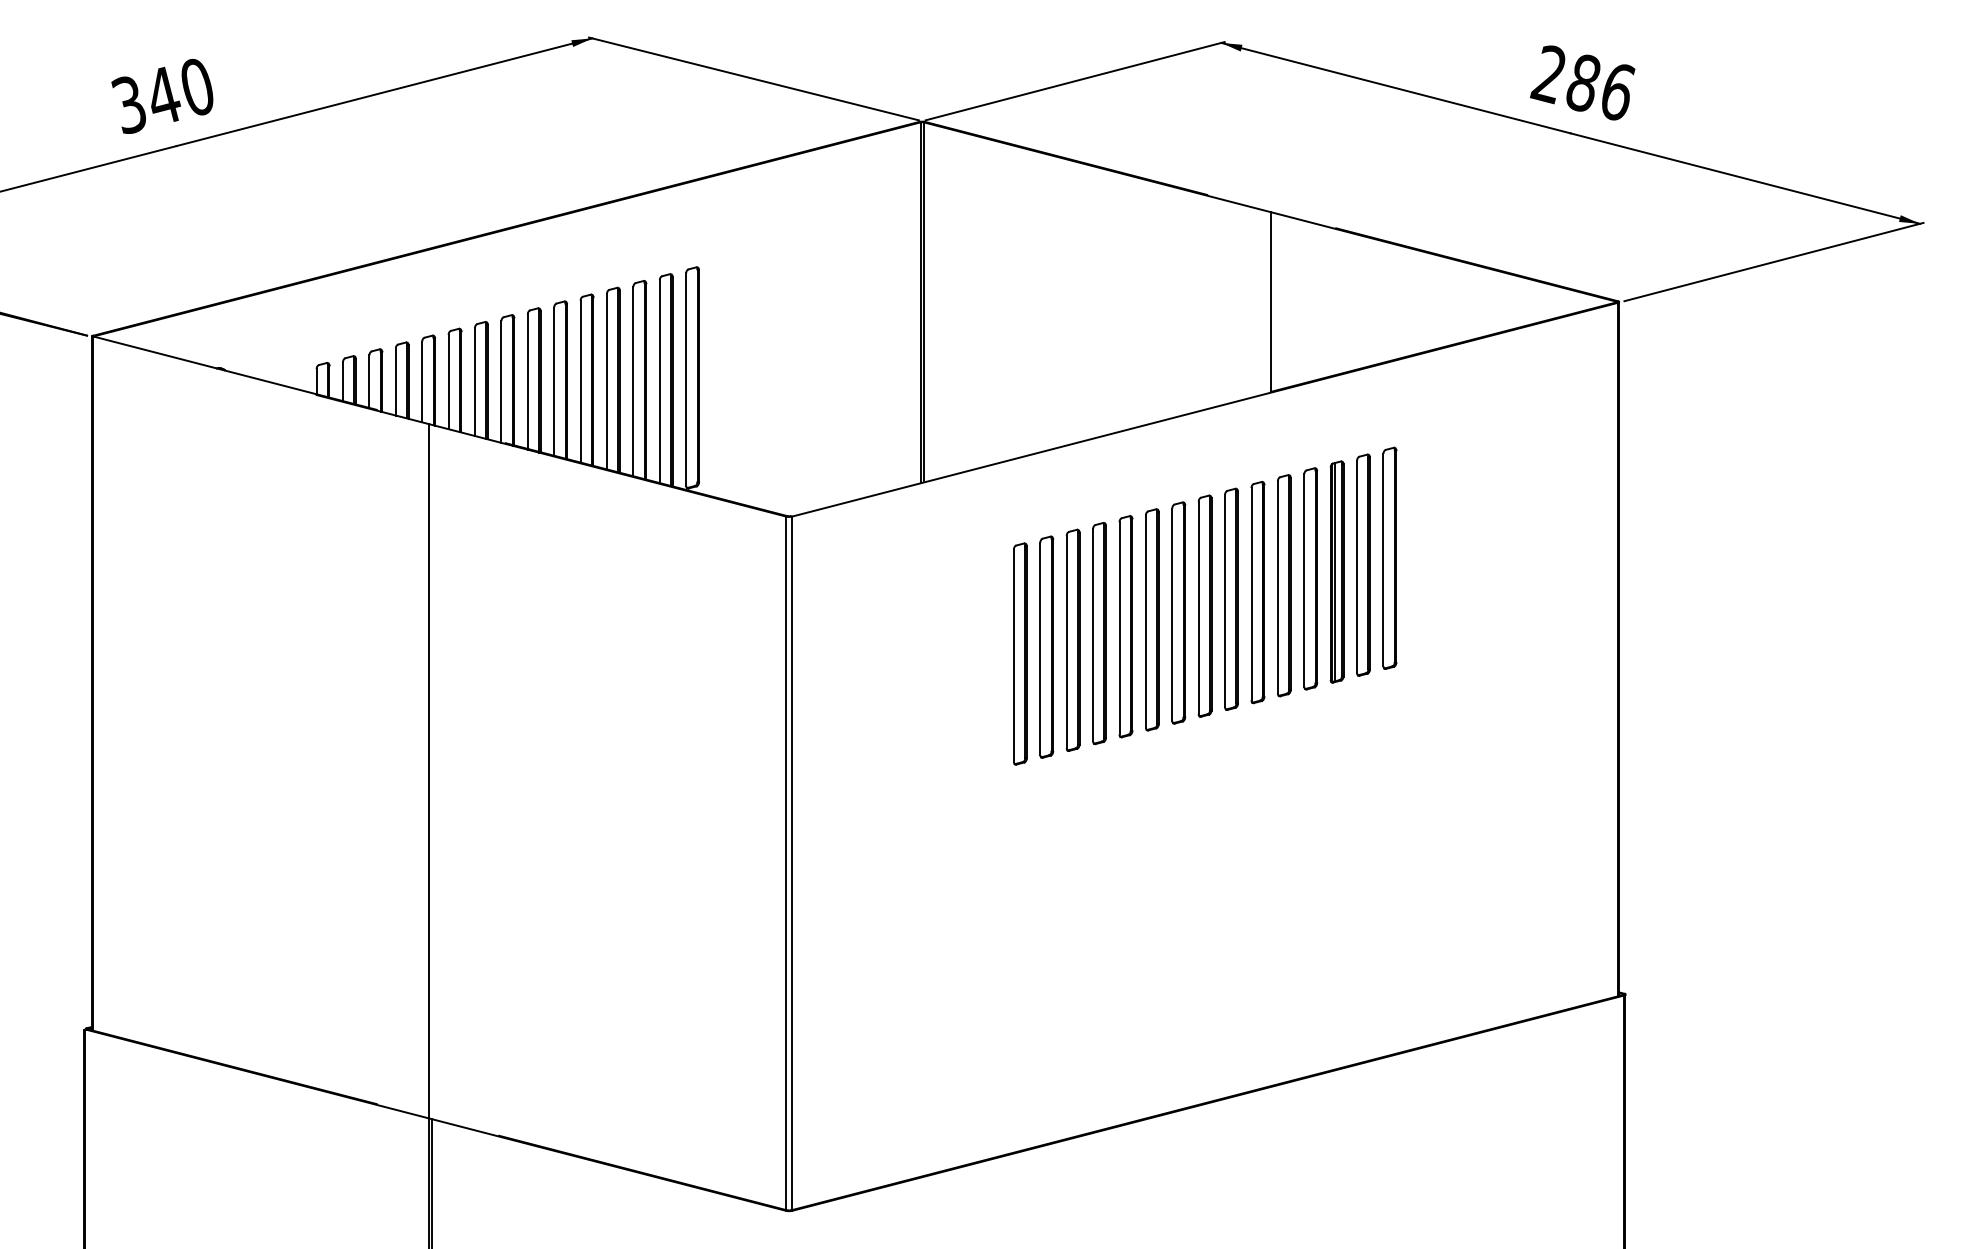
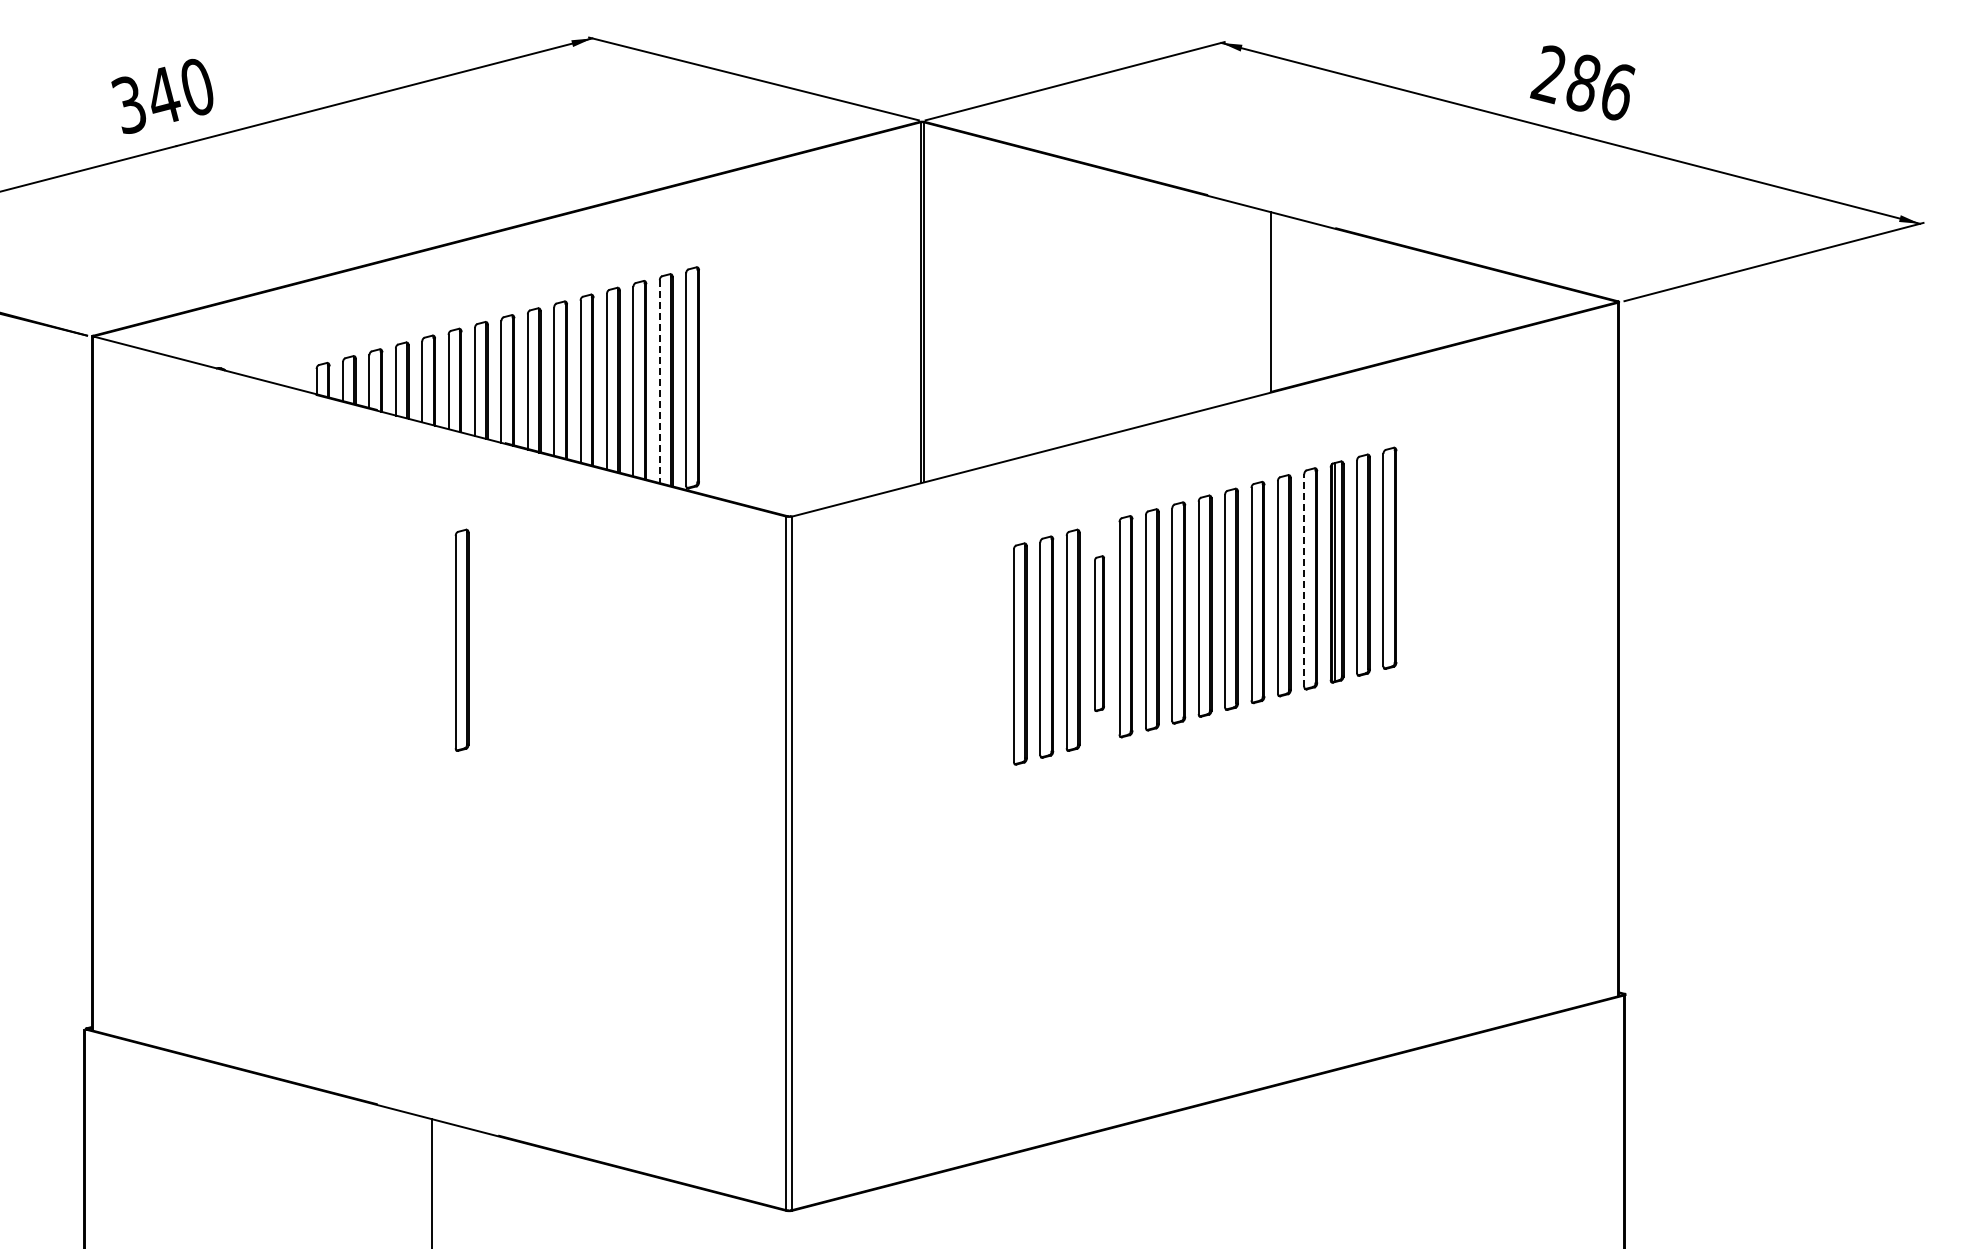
line: solid -> dashed (659, 382)
line: solid -> dashed (1304, 580)
part size: 15x224 px -> 11x157 px (1099, 633)
part: none -> present (461, 639)
line: present -> none (428, 834)
